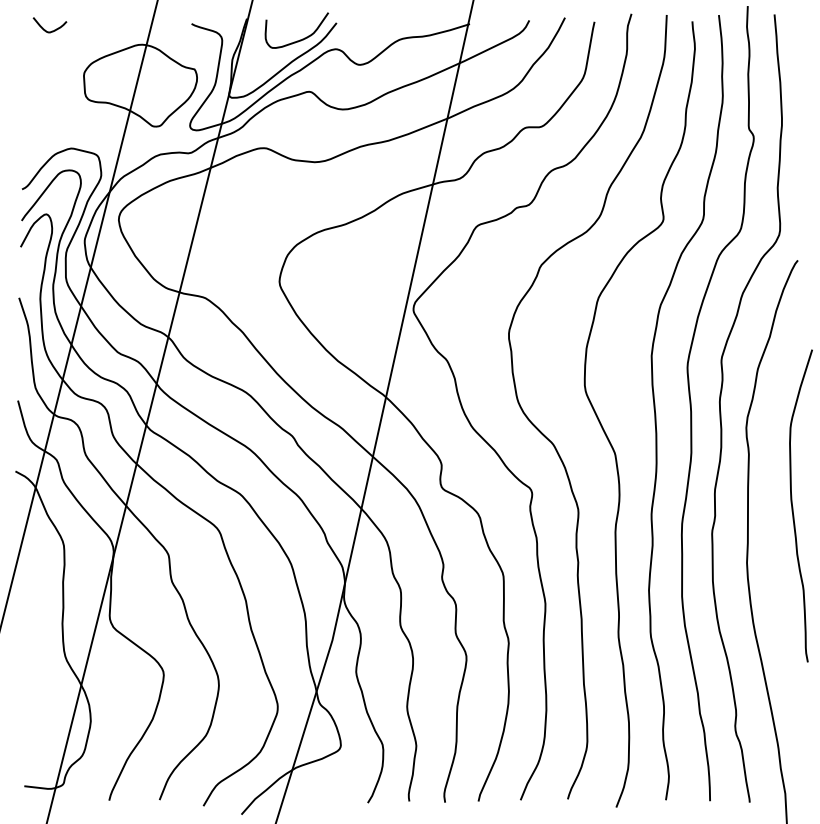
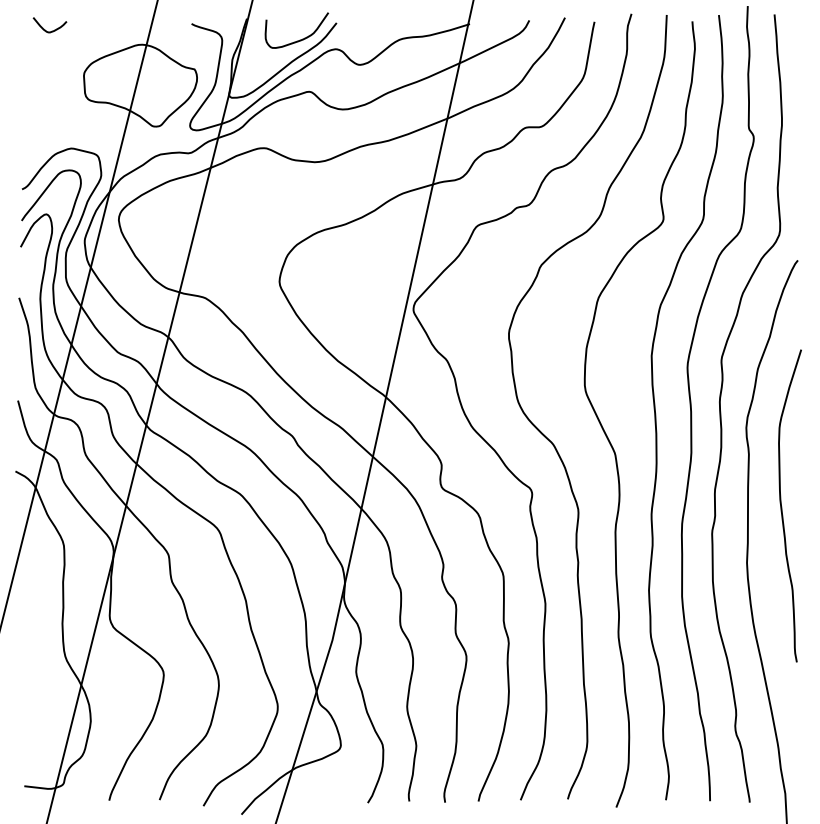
curve position: (793, 506) -> (782, 506) (782, 506)
